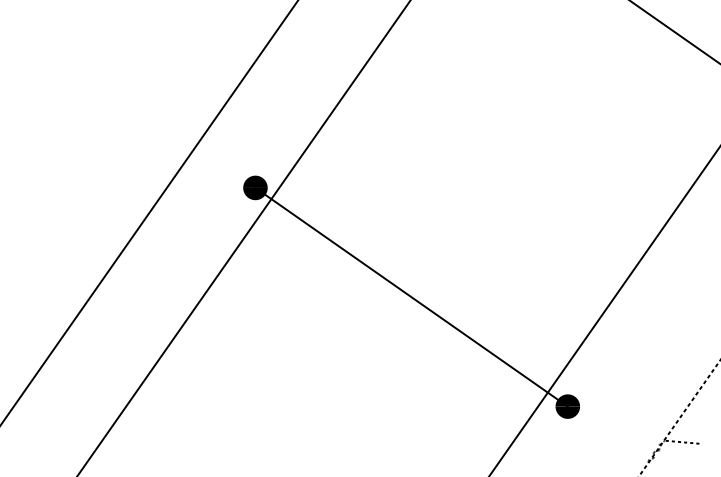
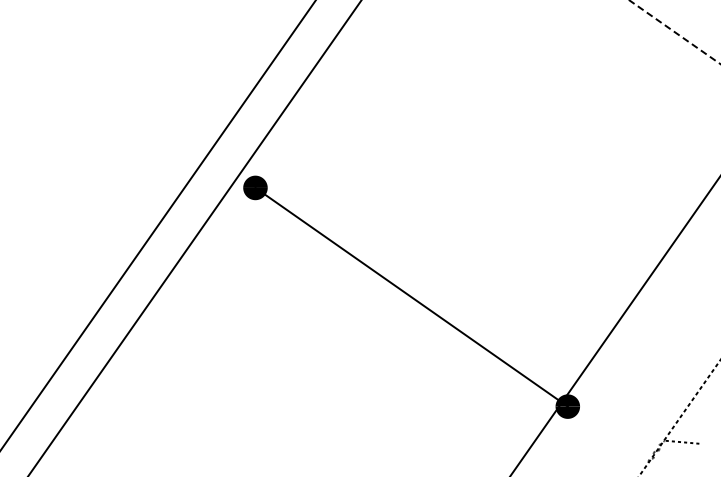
line: solid -> dashed (675, 32)
line position: (149, 212) -> (158, 224) (158, 224)
line position: (244, 237) -> (195, 237) (195, 237)
line position: (604, 311) -> (614, 326) (614, 326)
